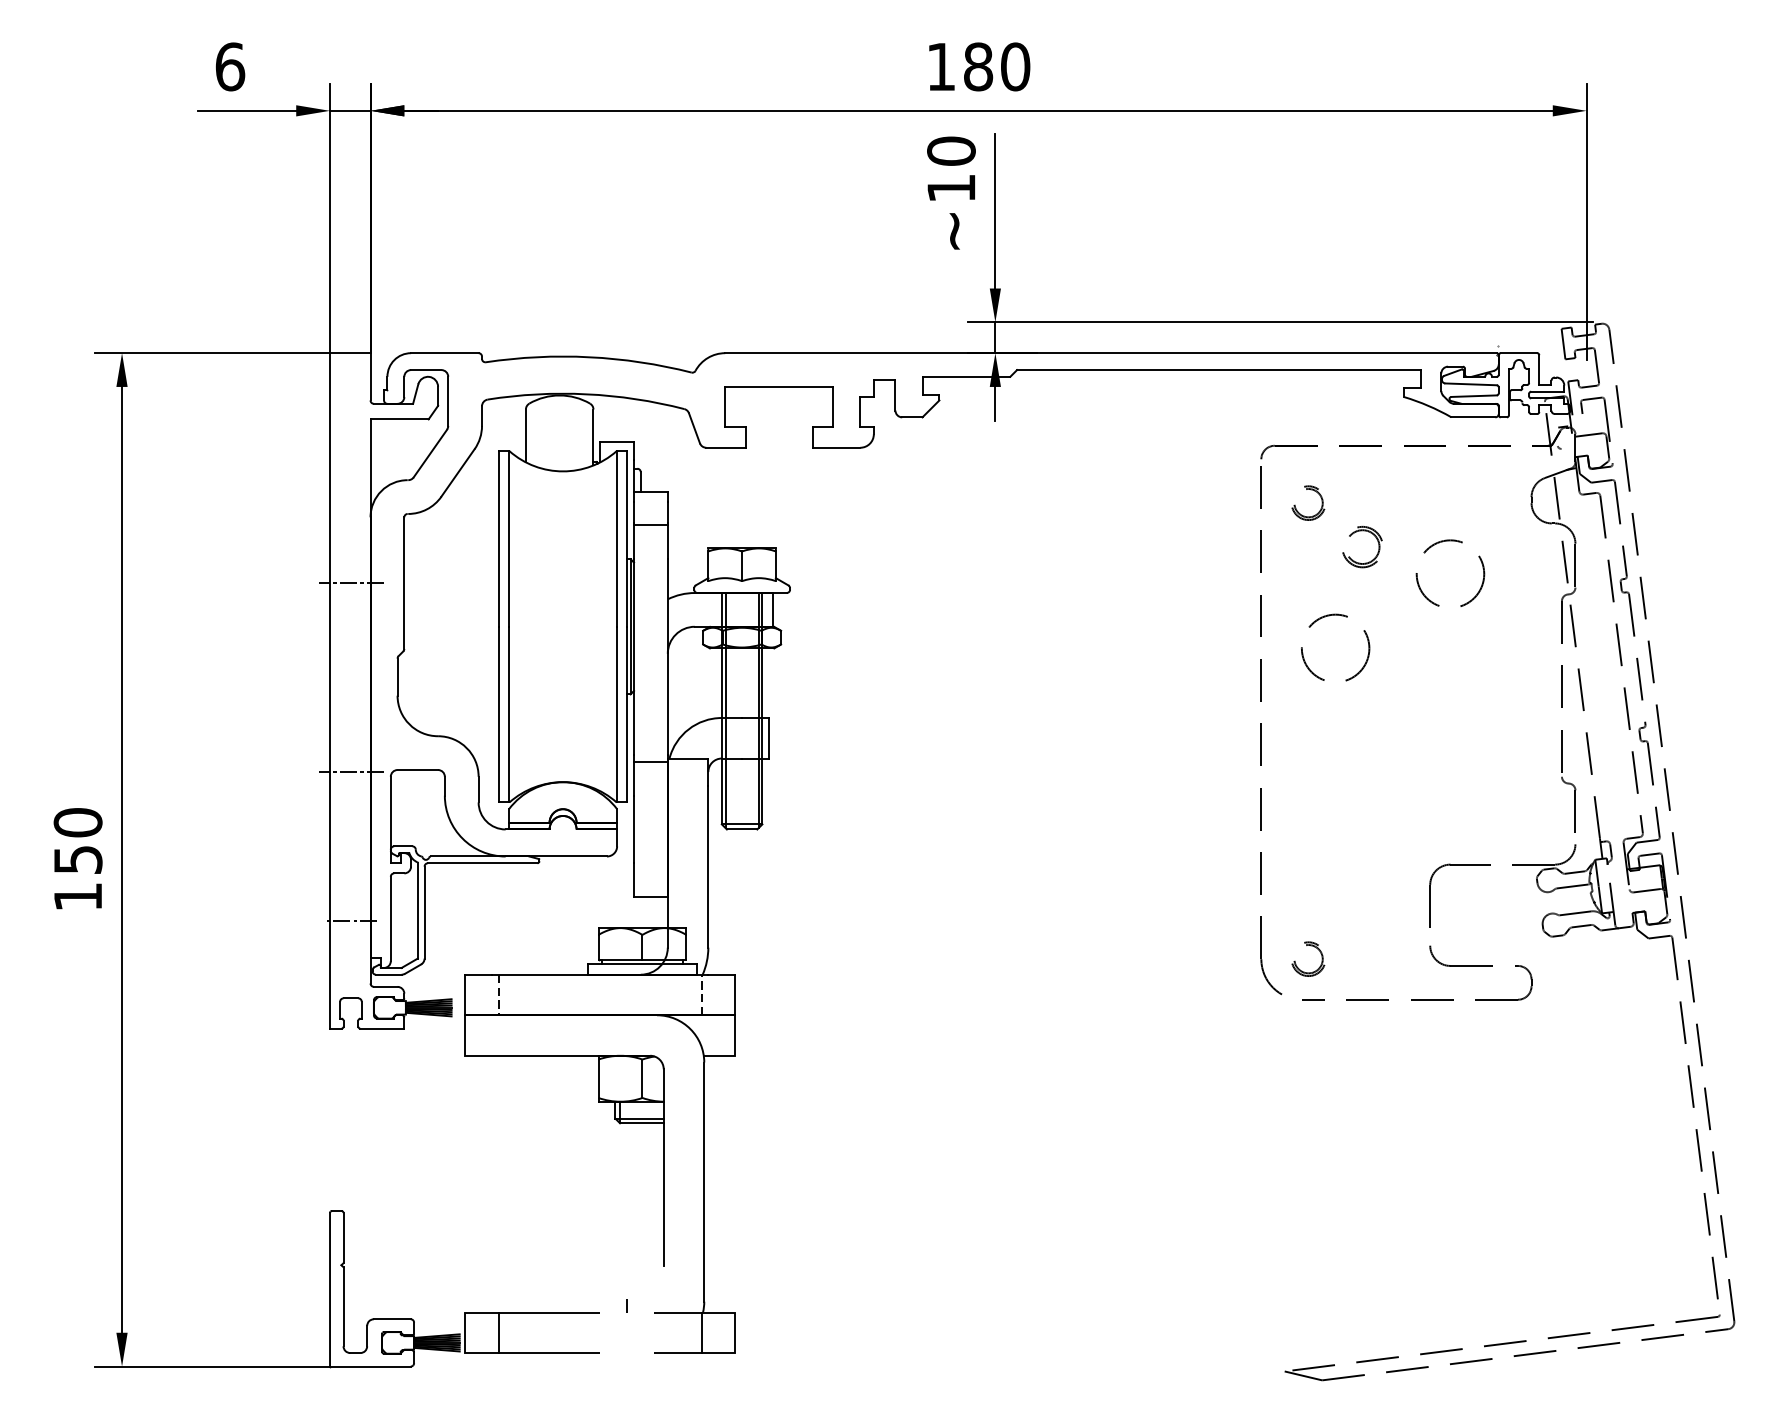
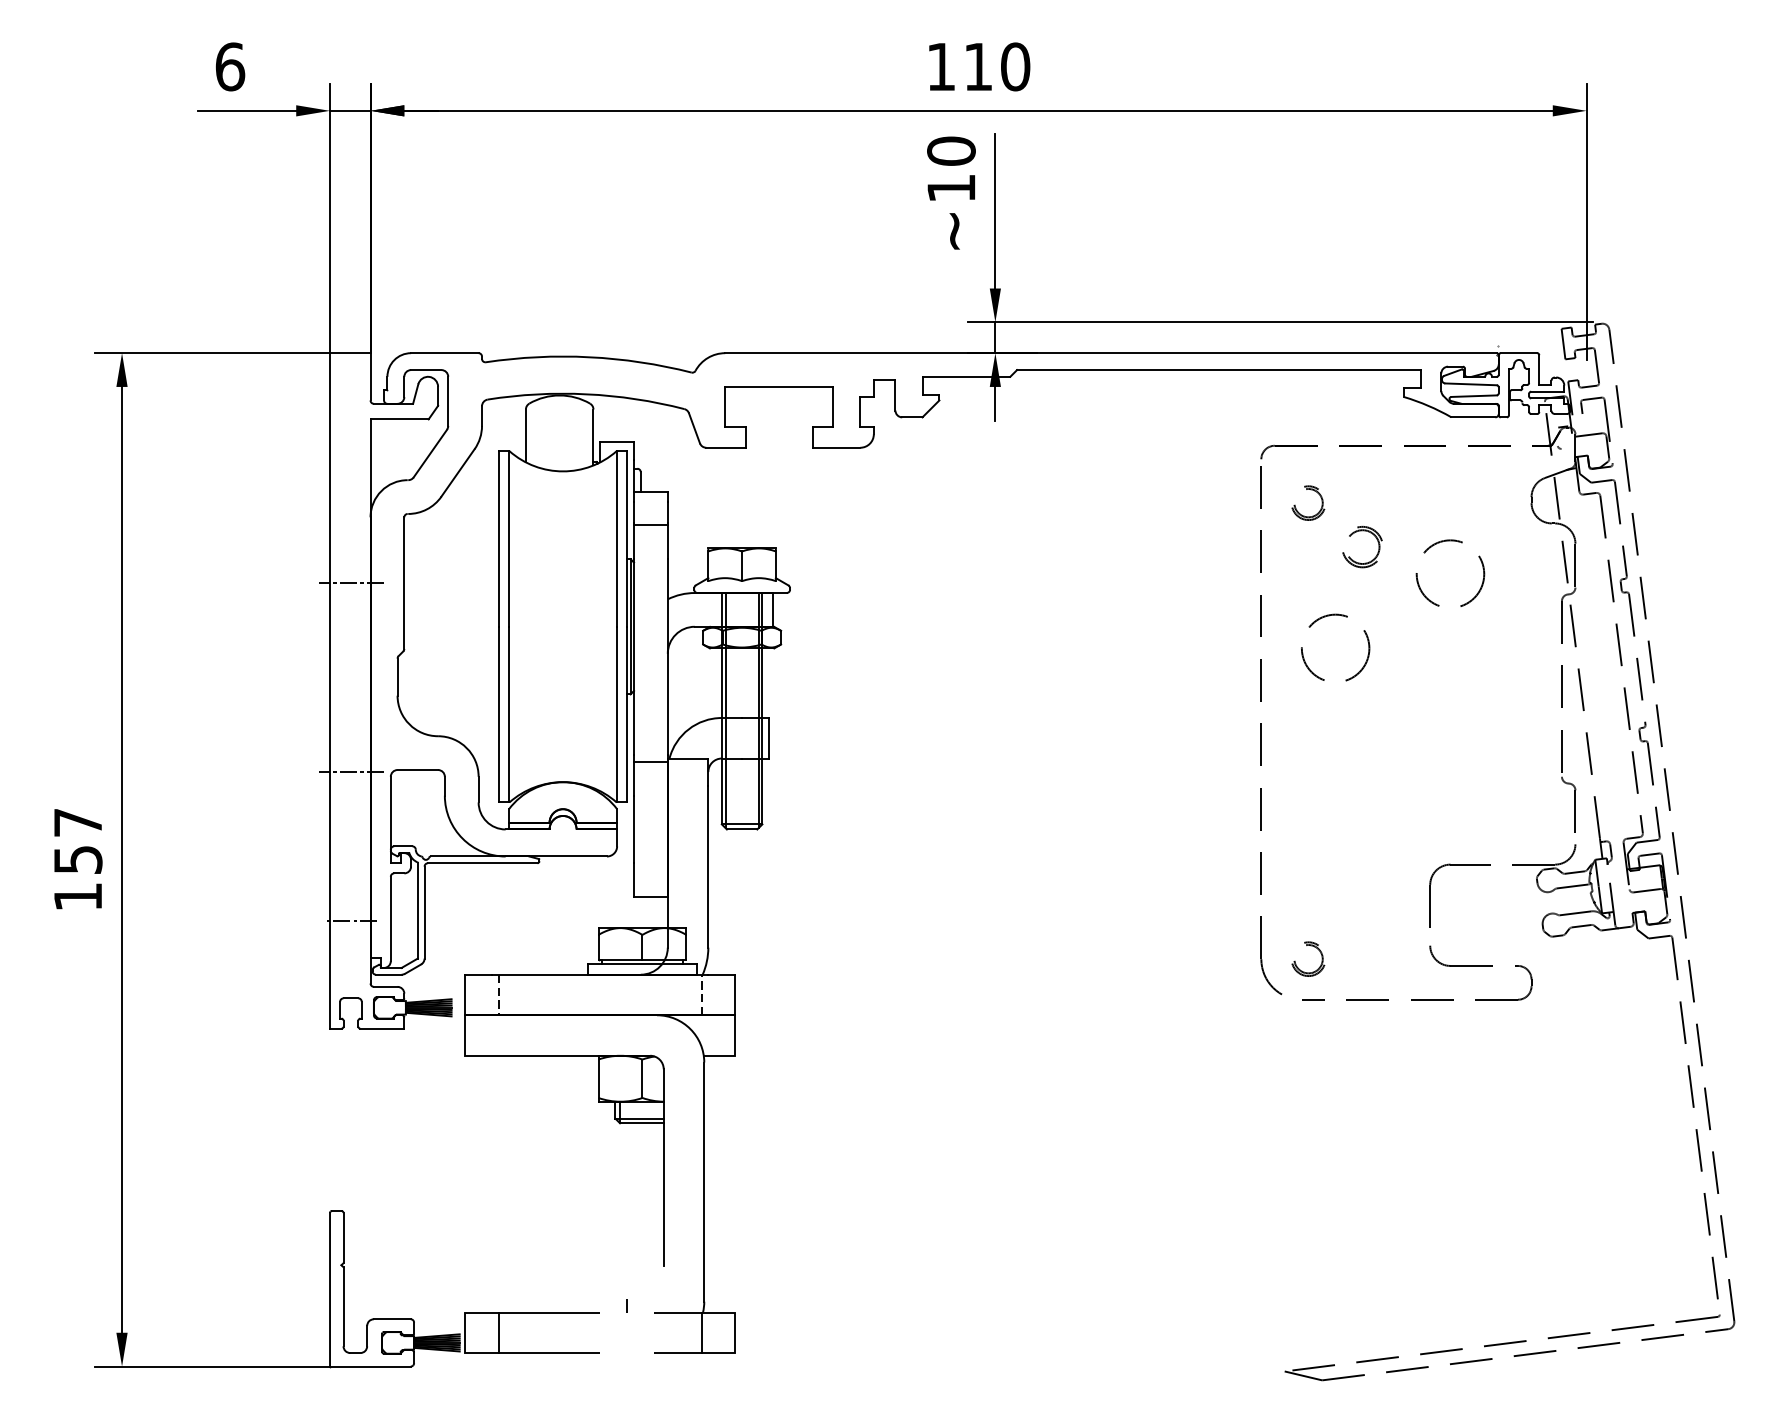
text: 180 -> 110 (978, 66)
text: 150 -> 157 (77, 822)
